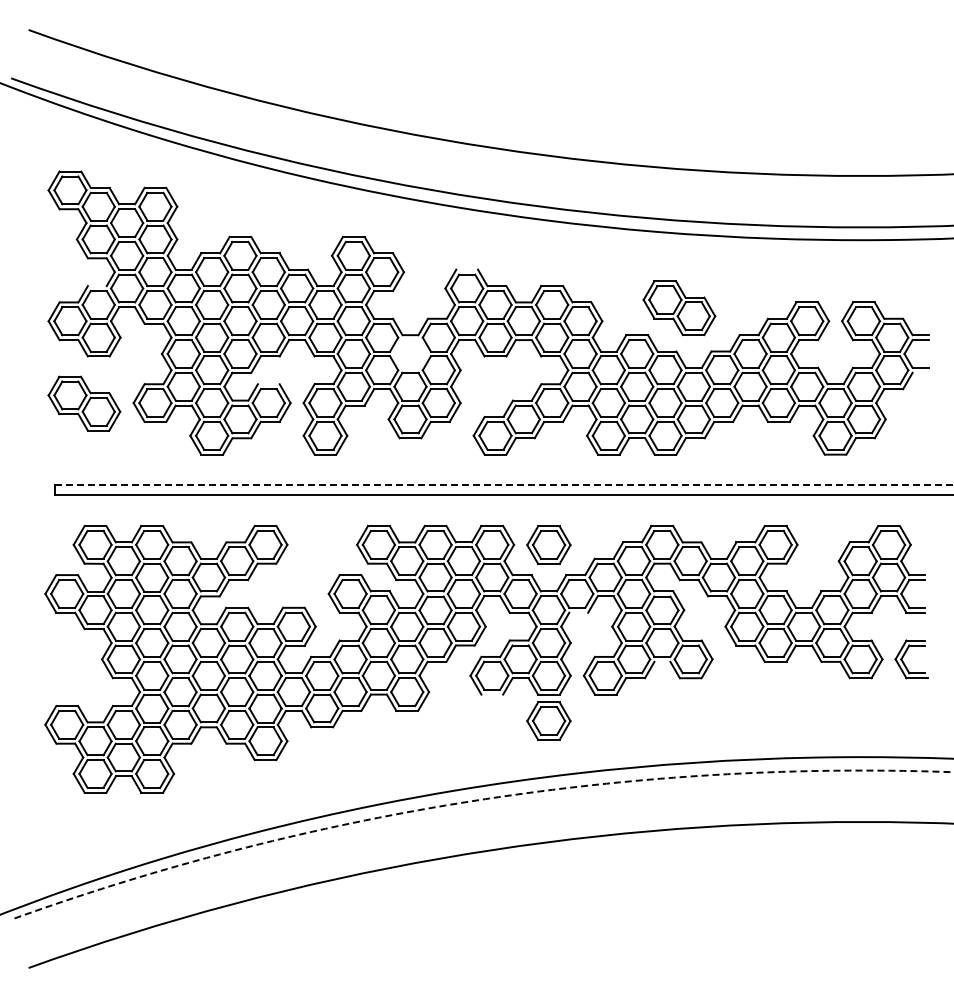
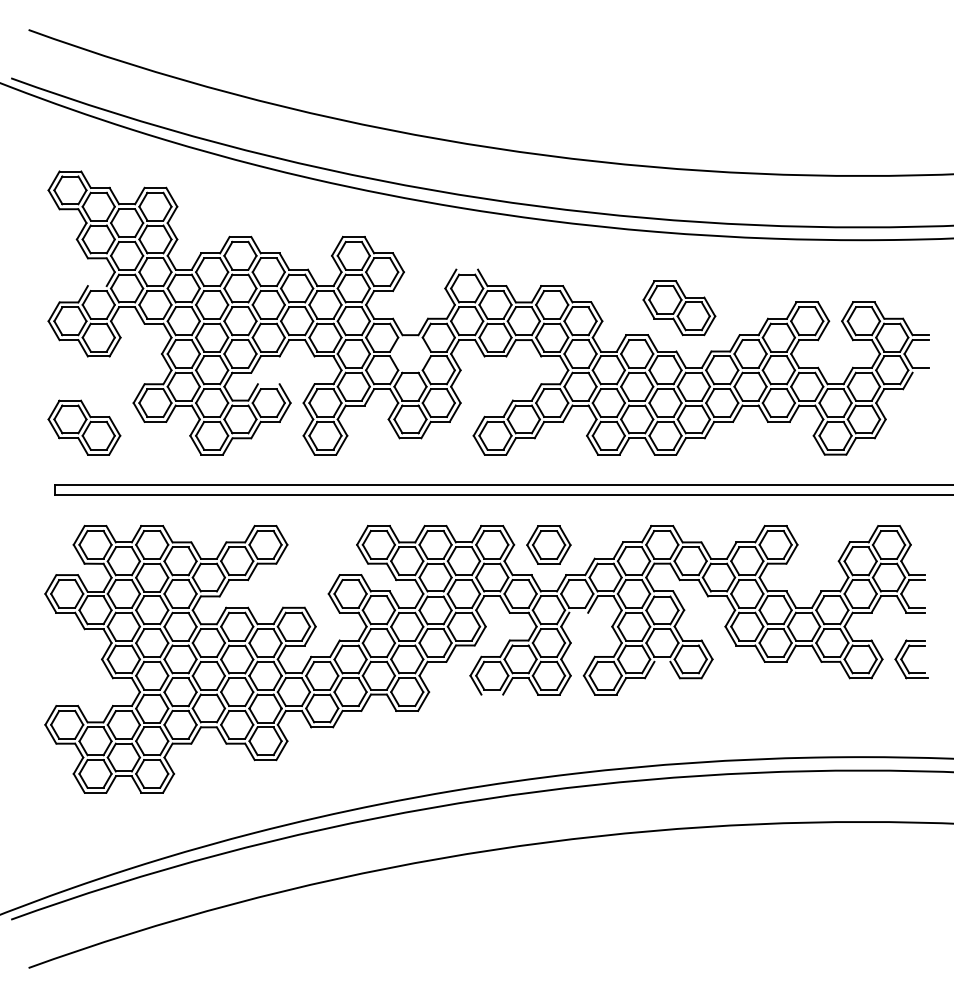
part position: (84, 403) -> (84, 427) (84, 427)
line: dashed -> solid (504, 485)
part: present -> none (548, 720)
arc: dashed -> solid (476, 800)
